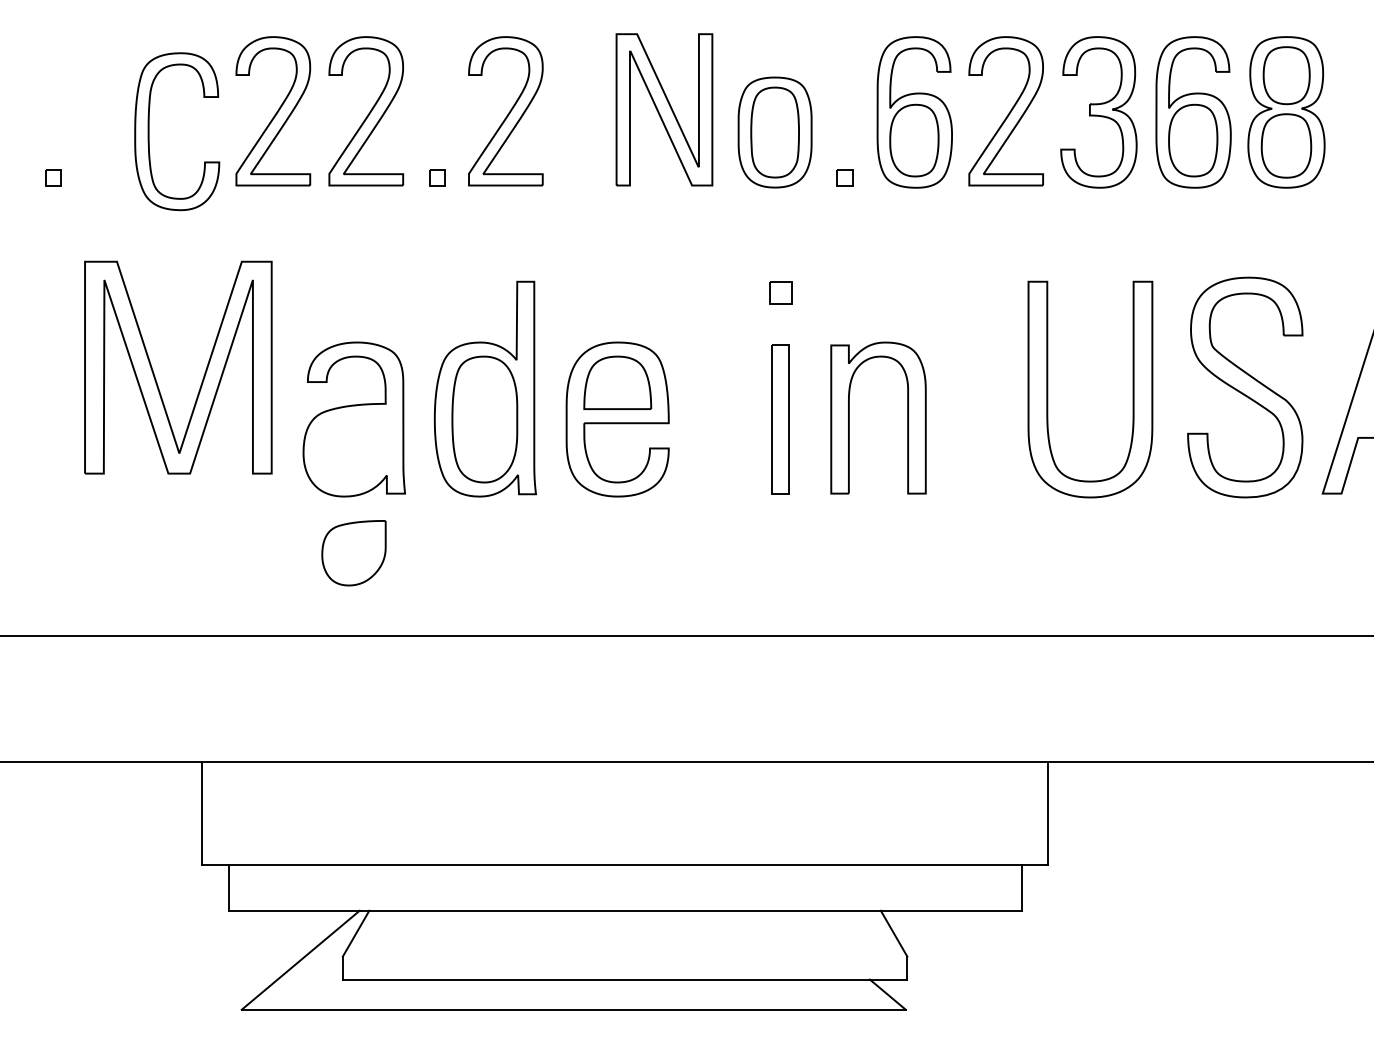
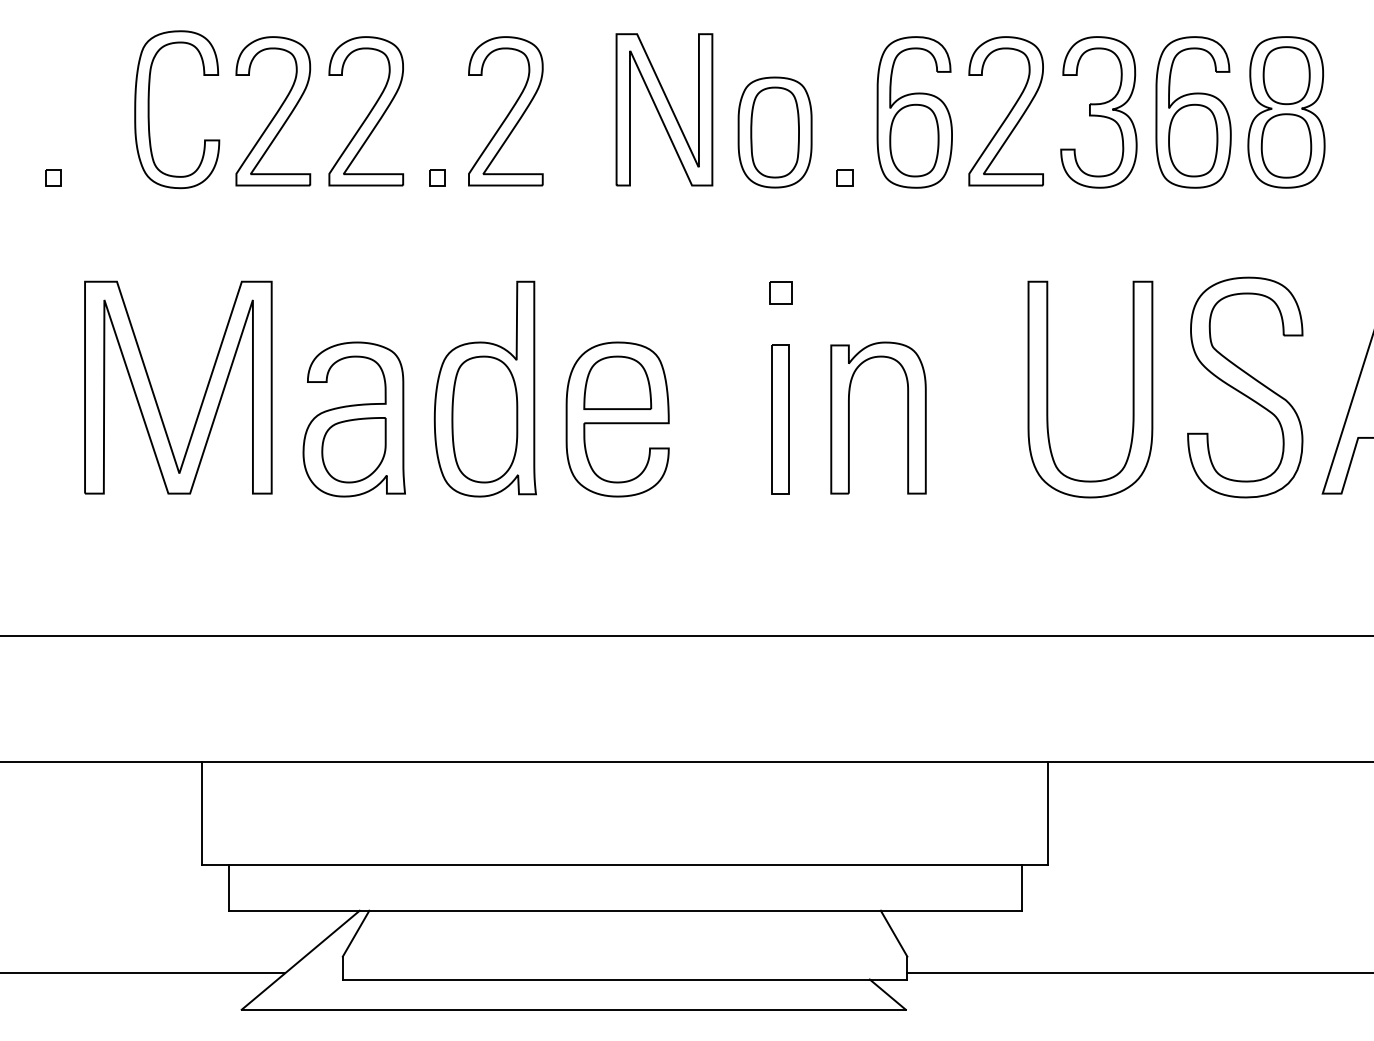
part position: (149, 131) -> (149, 109) (149, 109)
part position: (155, 376) -> (155, 396) (155, 396)
part position: (353, 553) -> (353, 450) (353, 450)
line: none -> present (143, 973)
line: none -> present (1138, 973)
